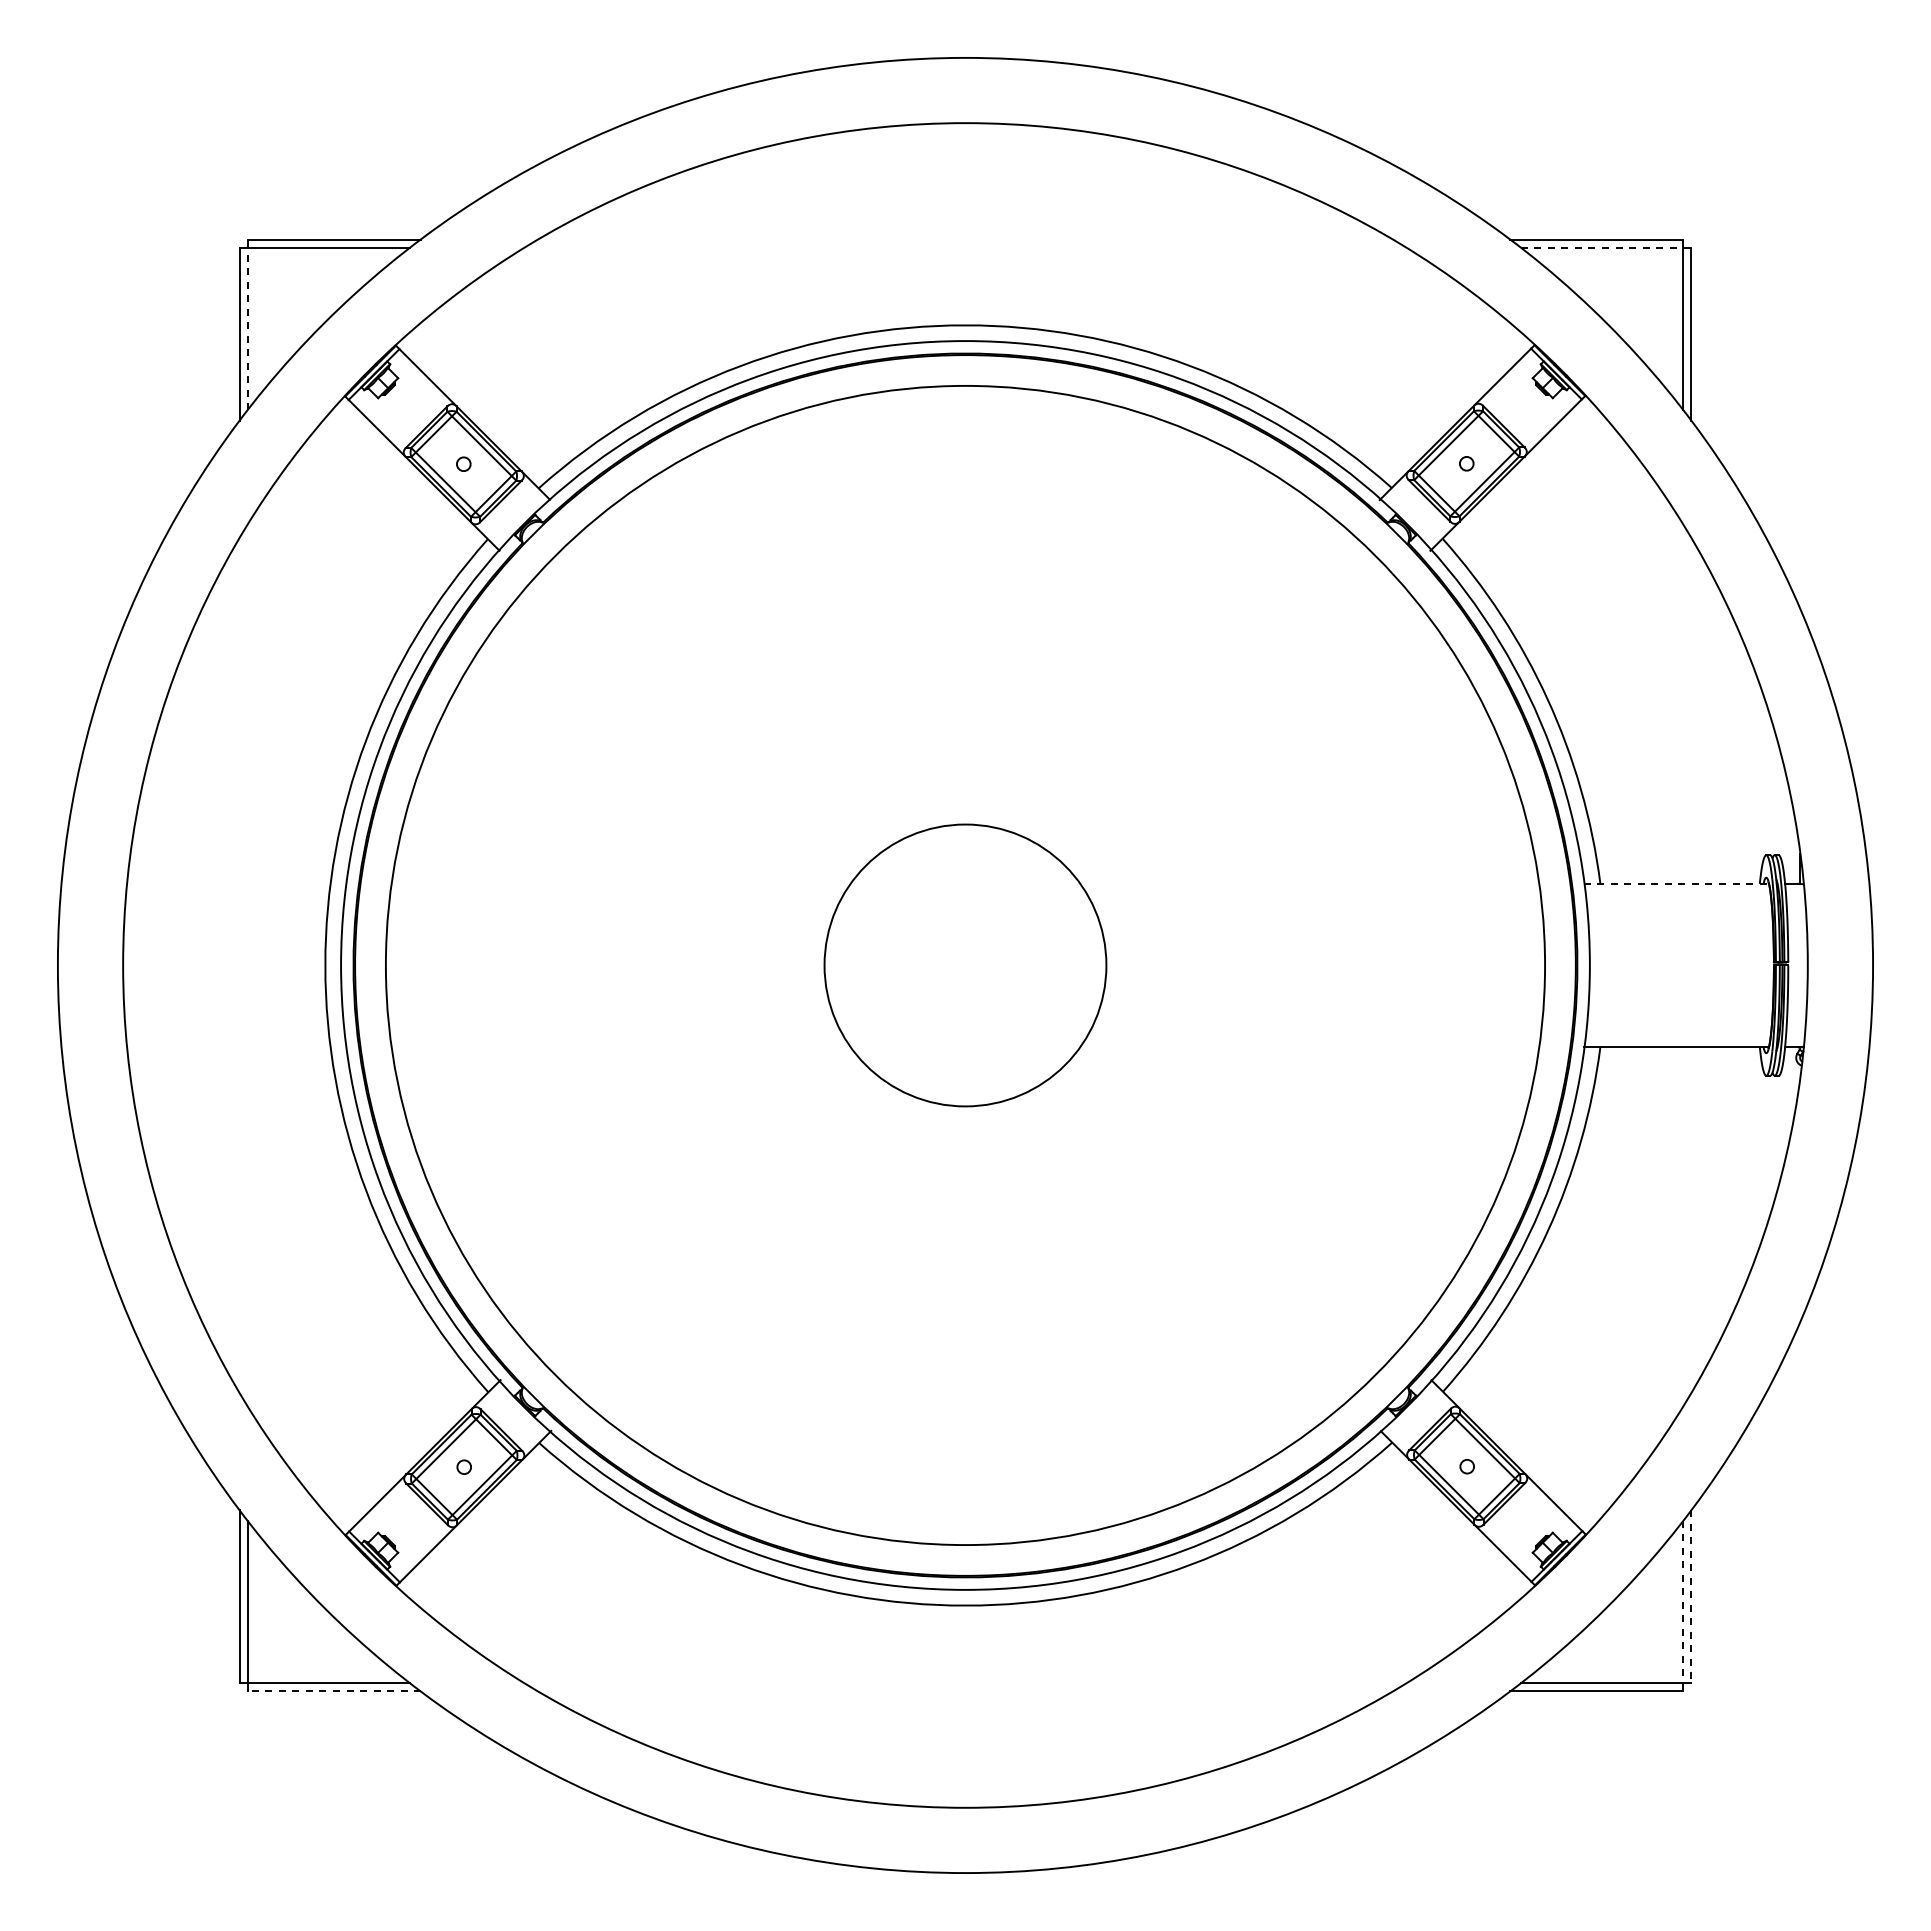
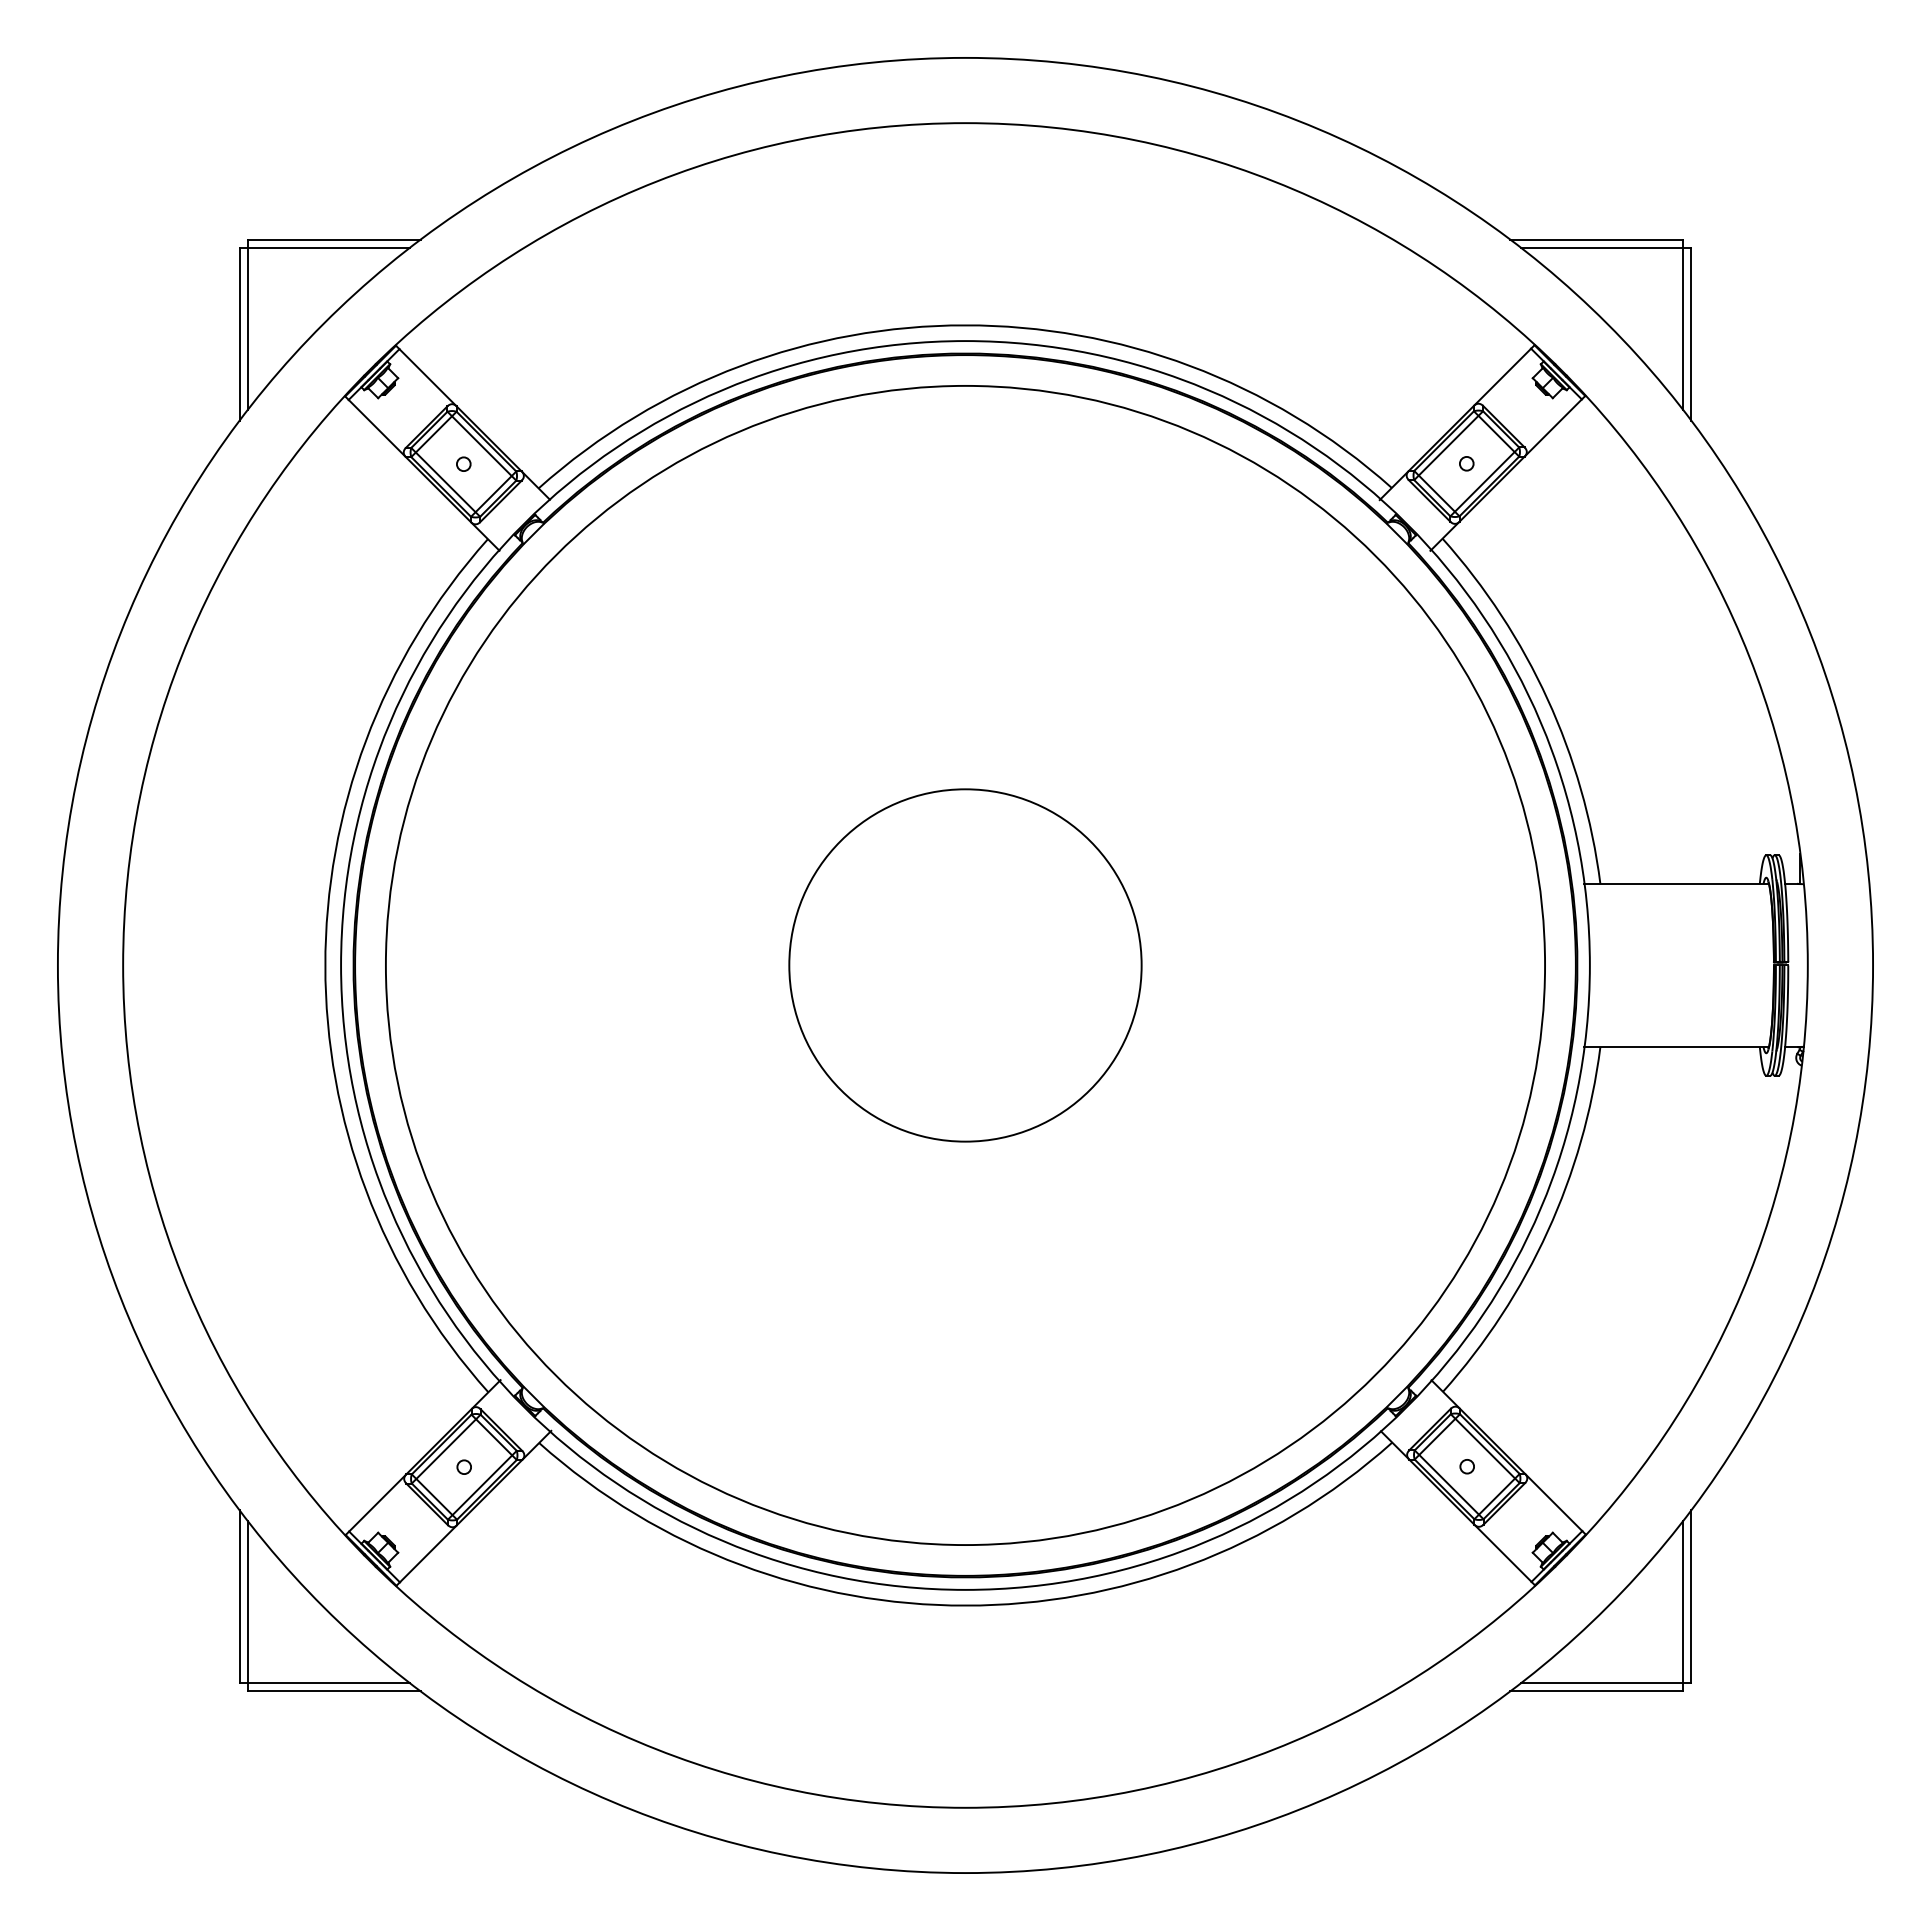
line: dashed -> solid (1606, 247)
line: dashed -> solid (247, 324)
line: dashed -> solid (1676, 883)
circle diameter: 282 px -> 352 px (965, 965)
line: dashed -> solid (1691, 1596)
line: dashed -> solid (1683, 1606)
line: dashed -> solid (334, 1691)
